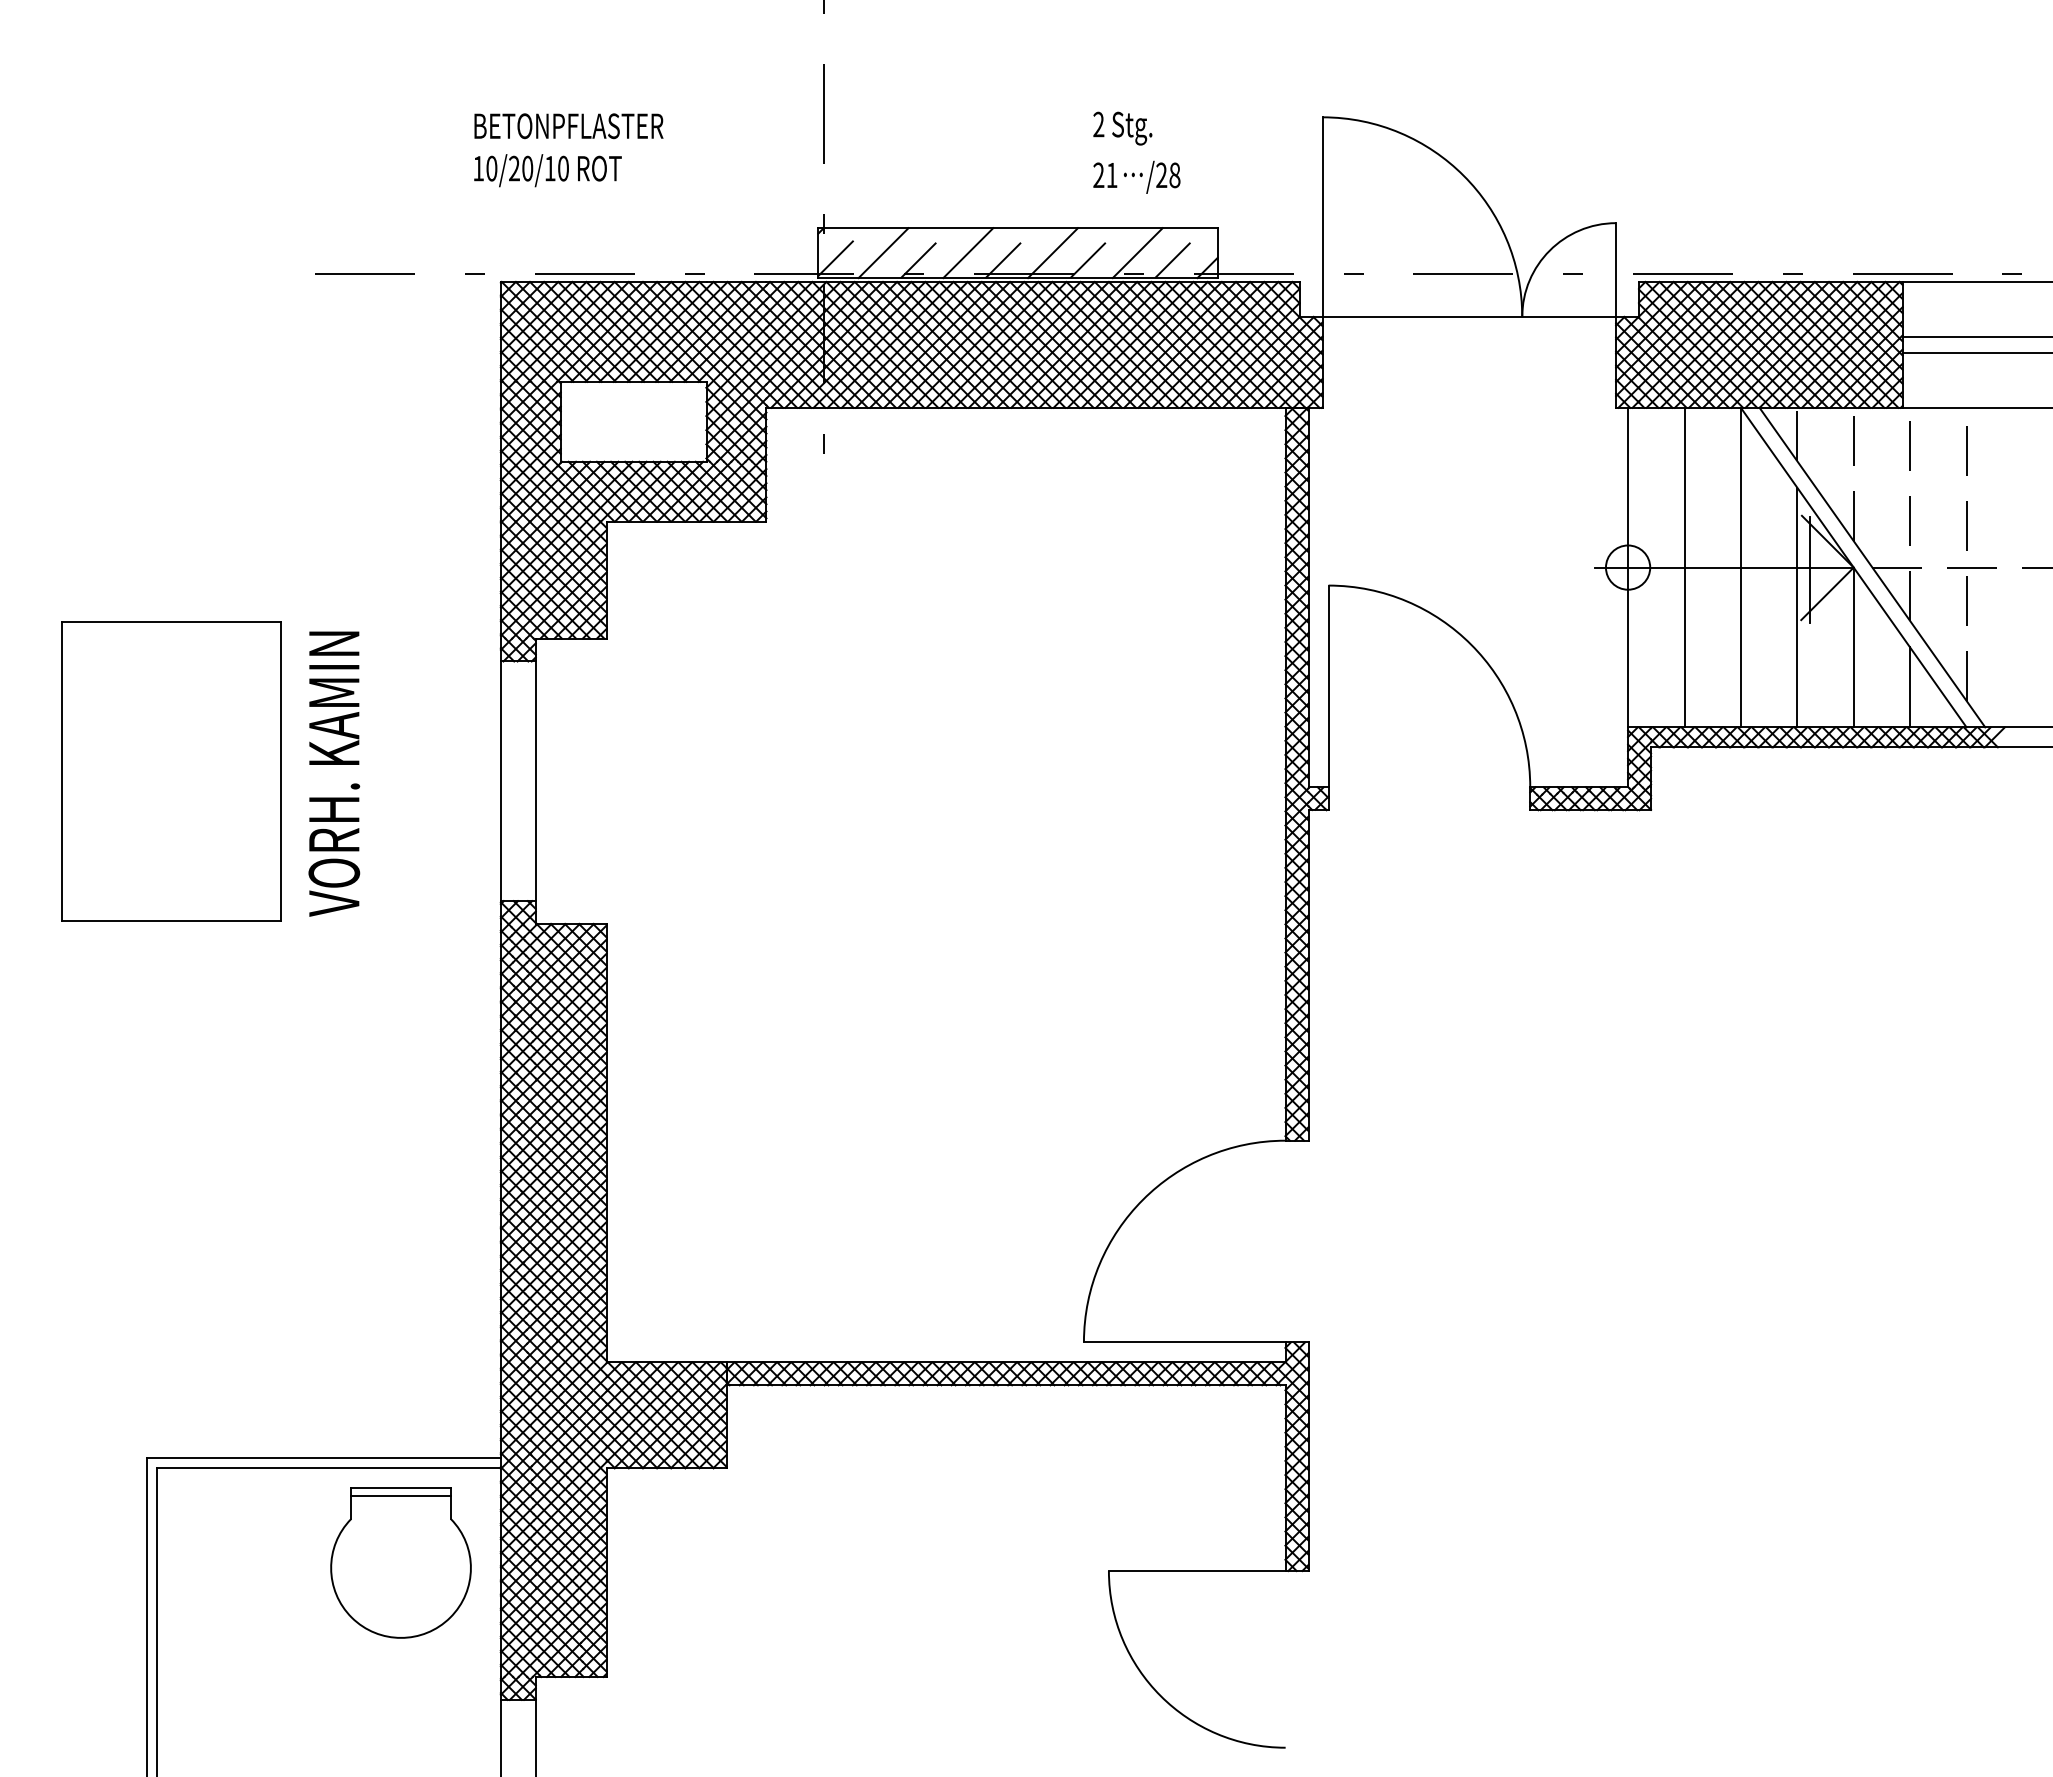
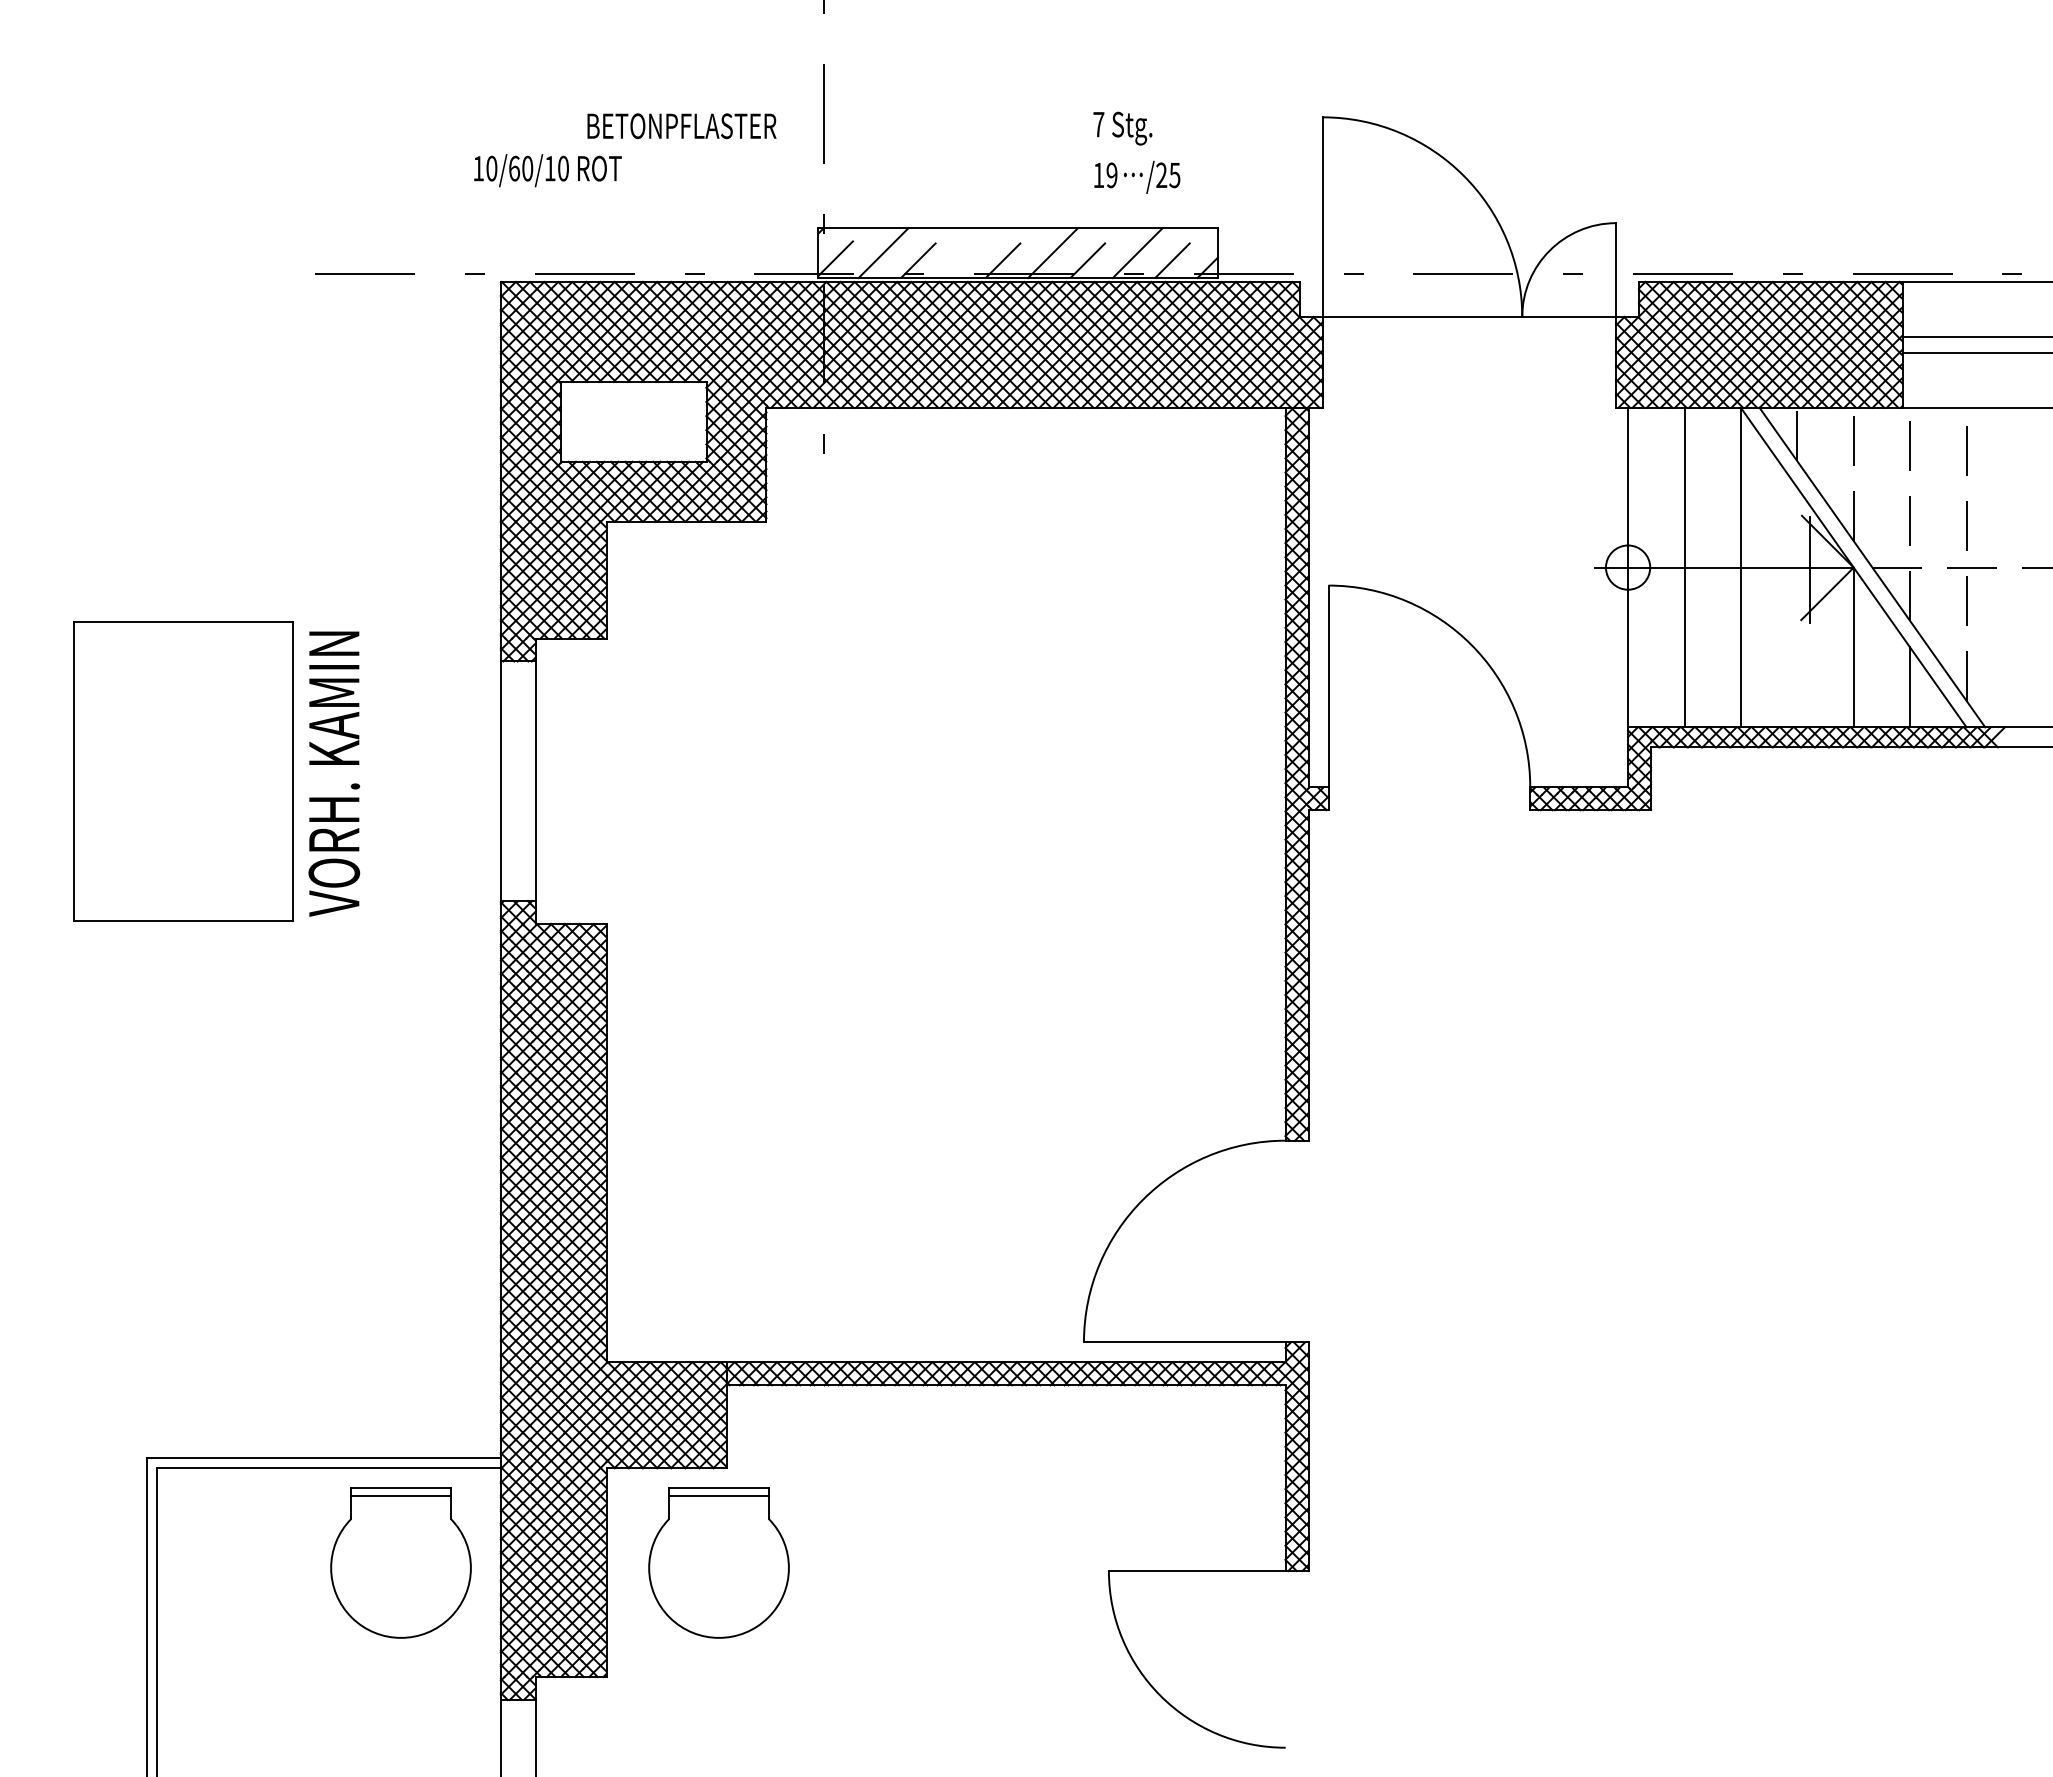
text: 2 -> 7 (1098, 124)
text position: (568, 126) -> (681, 126) (681, 126)
text: 10/20/10 -> 10/60/10 (514, 168)
text: 21 -> 19 (1105, 175)
text: /28 -> /25 (1174, 175)
line: present -> none (968, 253)
line: present -> none (1797, 607)
part position: (171, 771) -> (183, 771) (183, 771)
part: none -> present (718, 1562)
